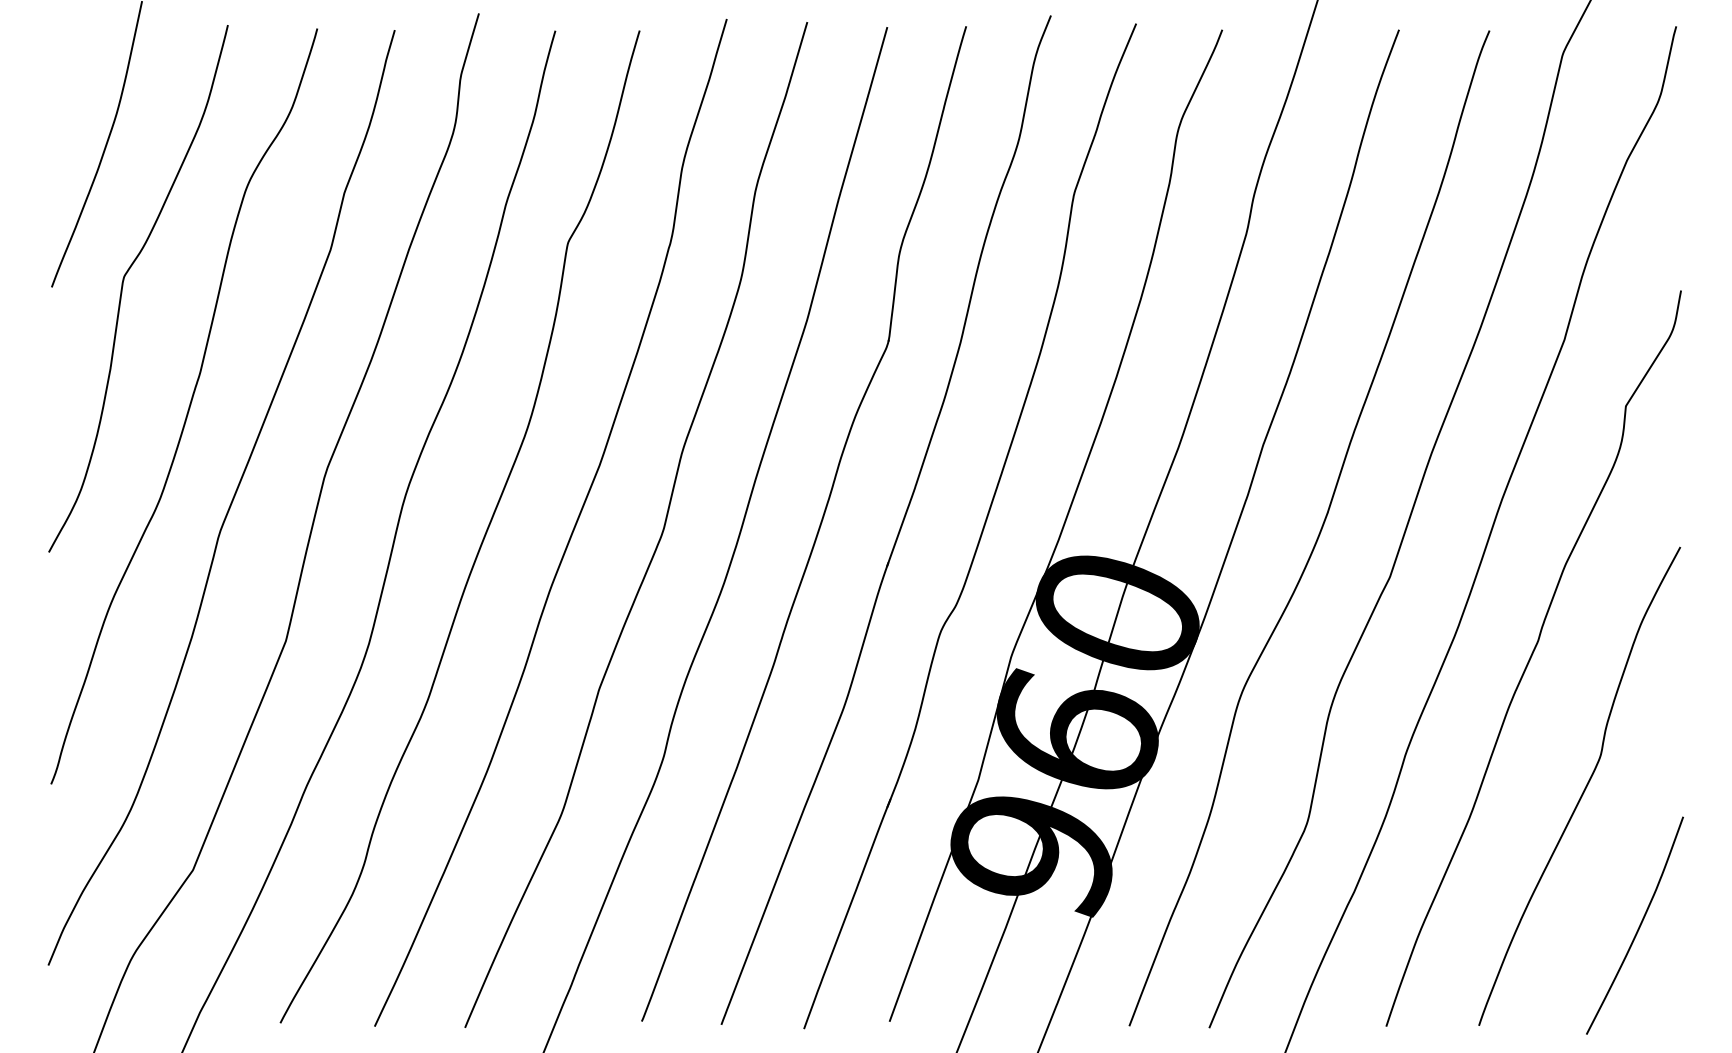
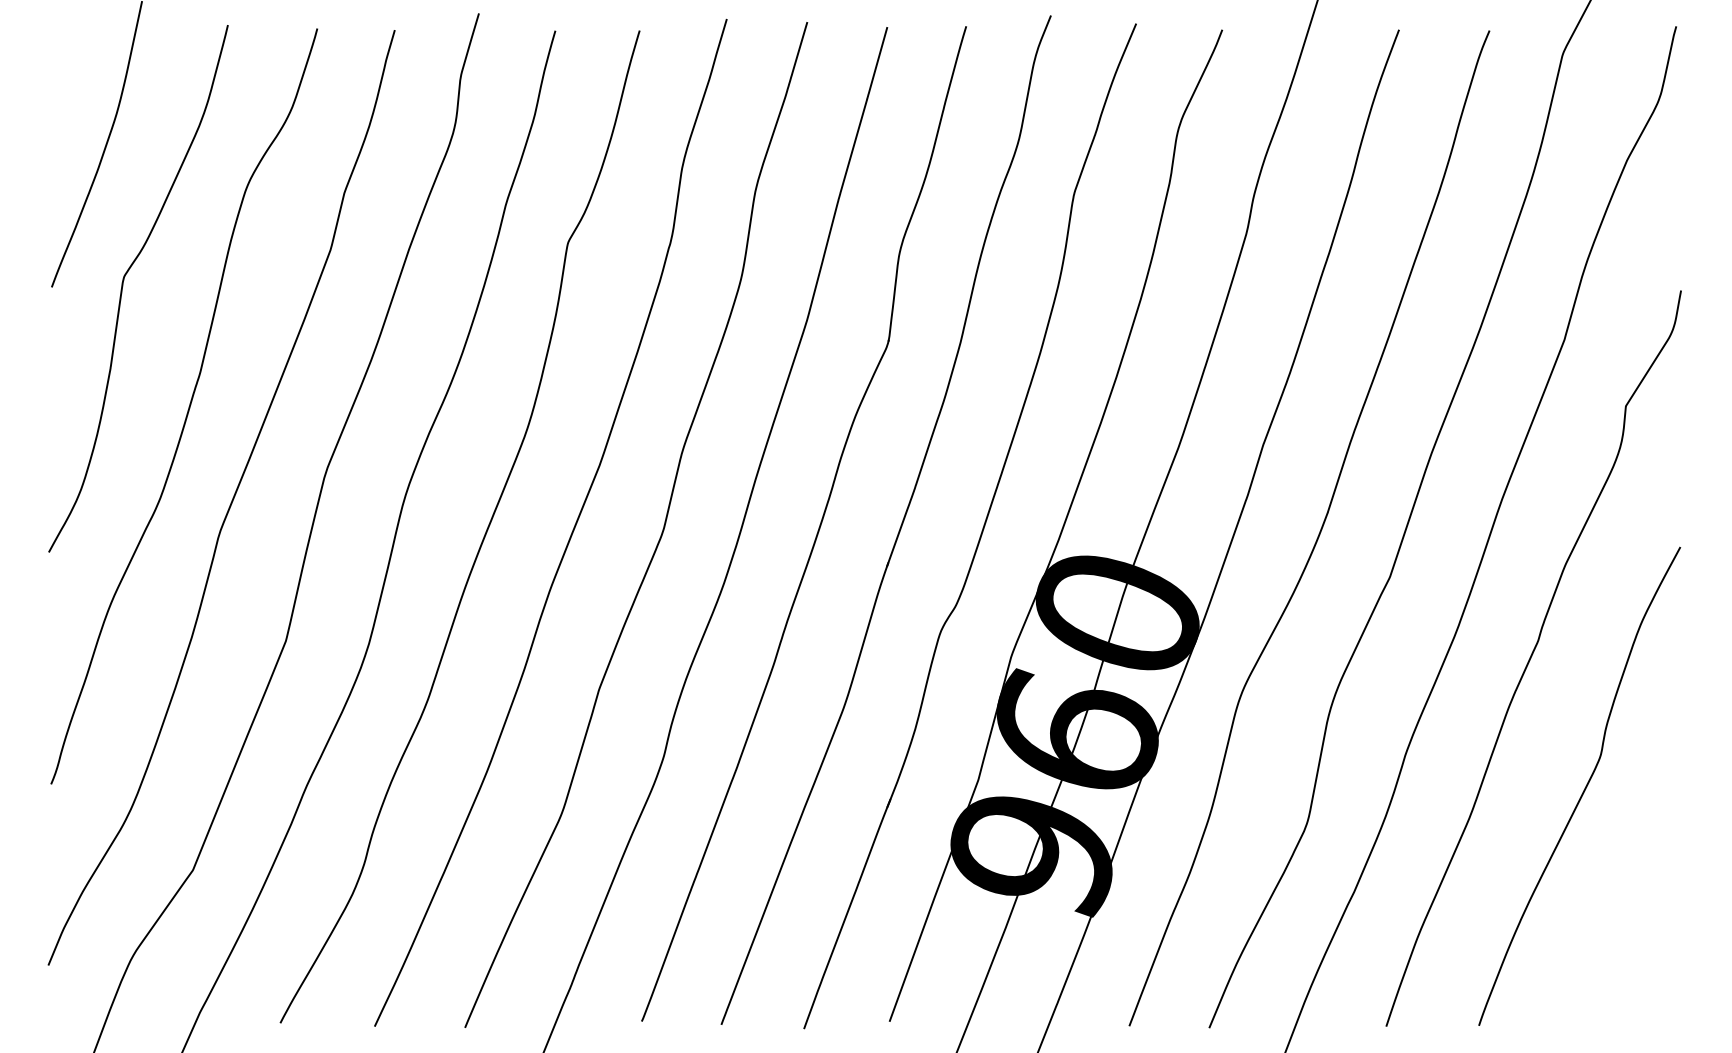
curve: present -> none (1638, 926)
